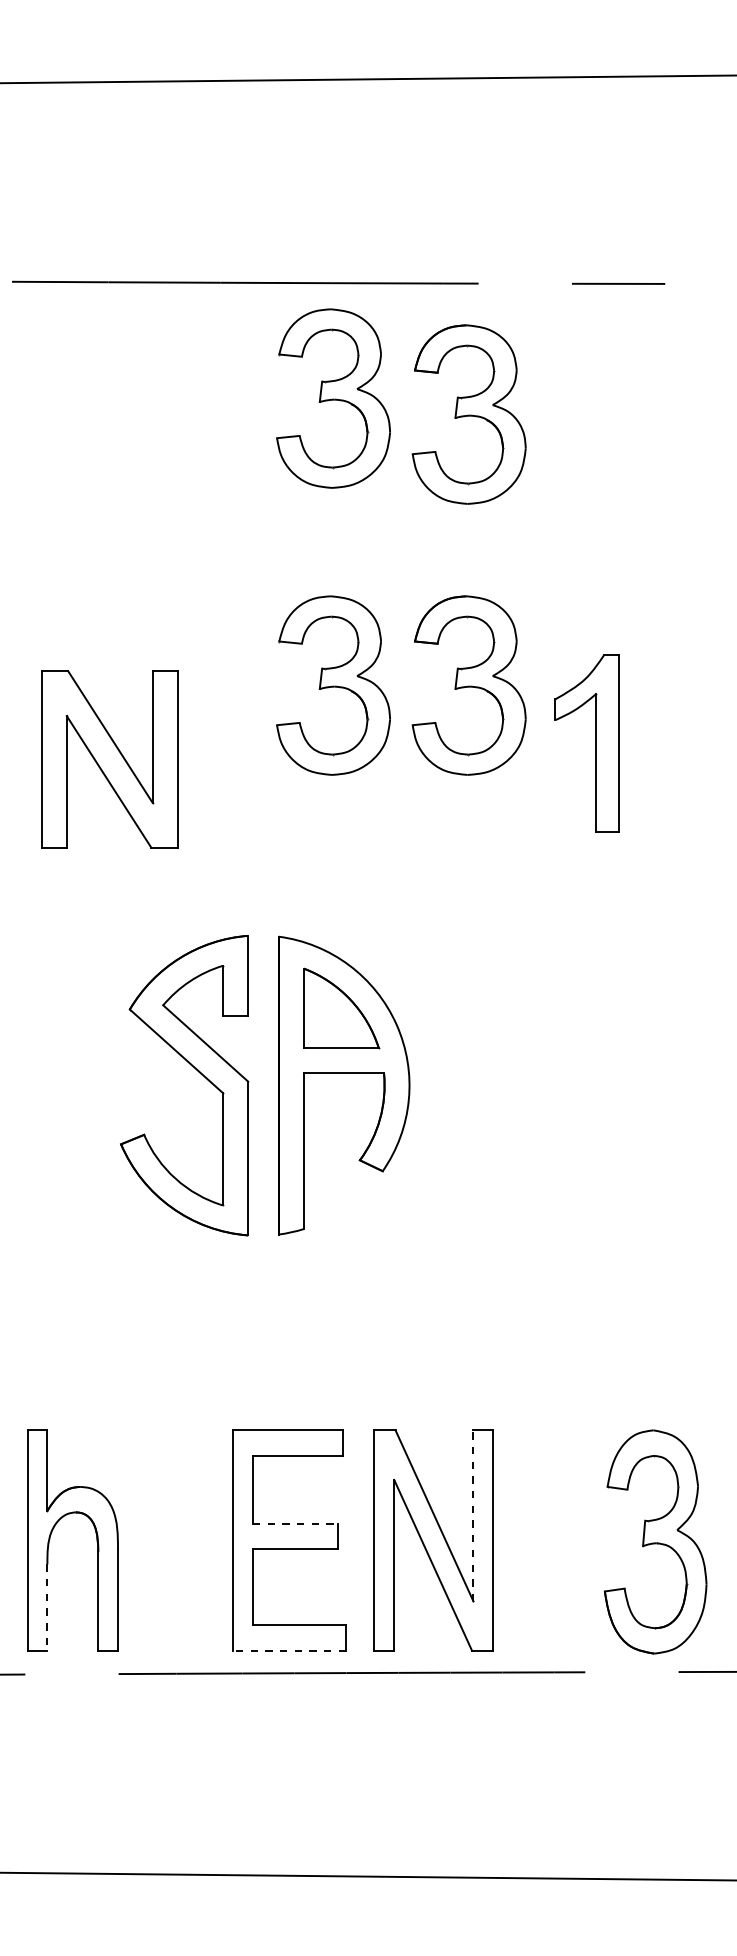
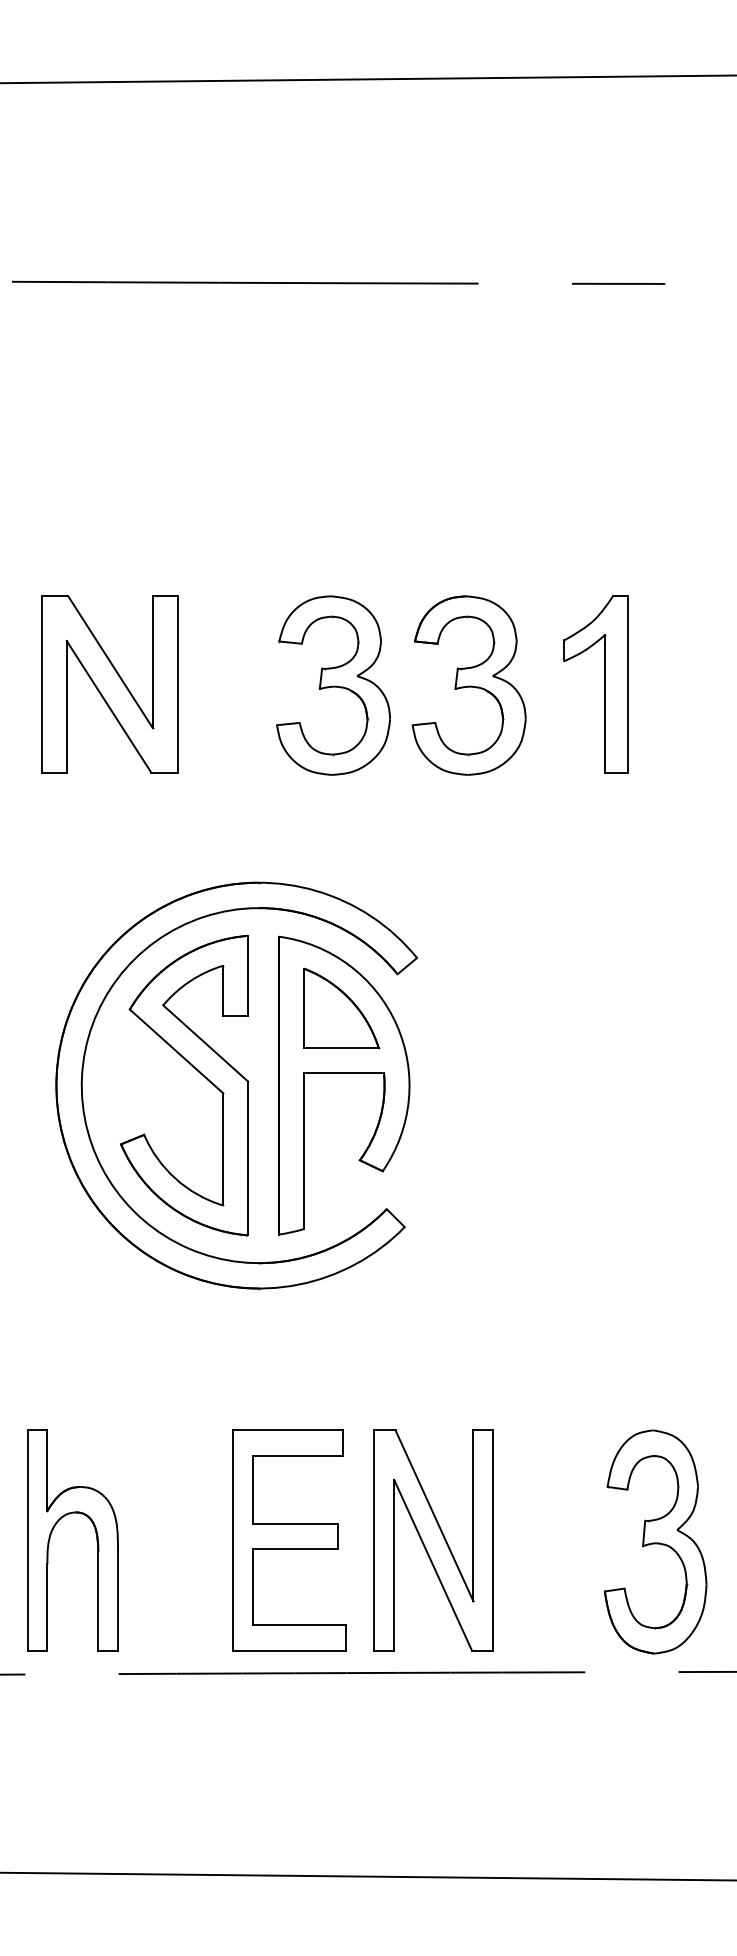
part: present -> none (333, 398)
part: present -> none (468, 414)
part position: (595, 743) -> (604, 684) (604, 684)
part position: (109, 759) -> (109, 684) (109, 684)
part: none -> present (83, 1074)
line: dashed -> solid (473, 1515)
line: dashed -> solid (295, 1523)
line: dashed -> solid (47, 1608)
line: dashed -> solid (289, 1650)
